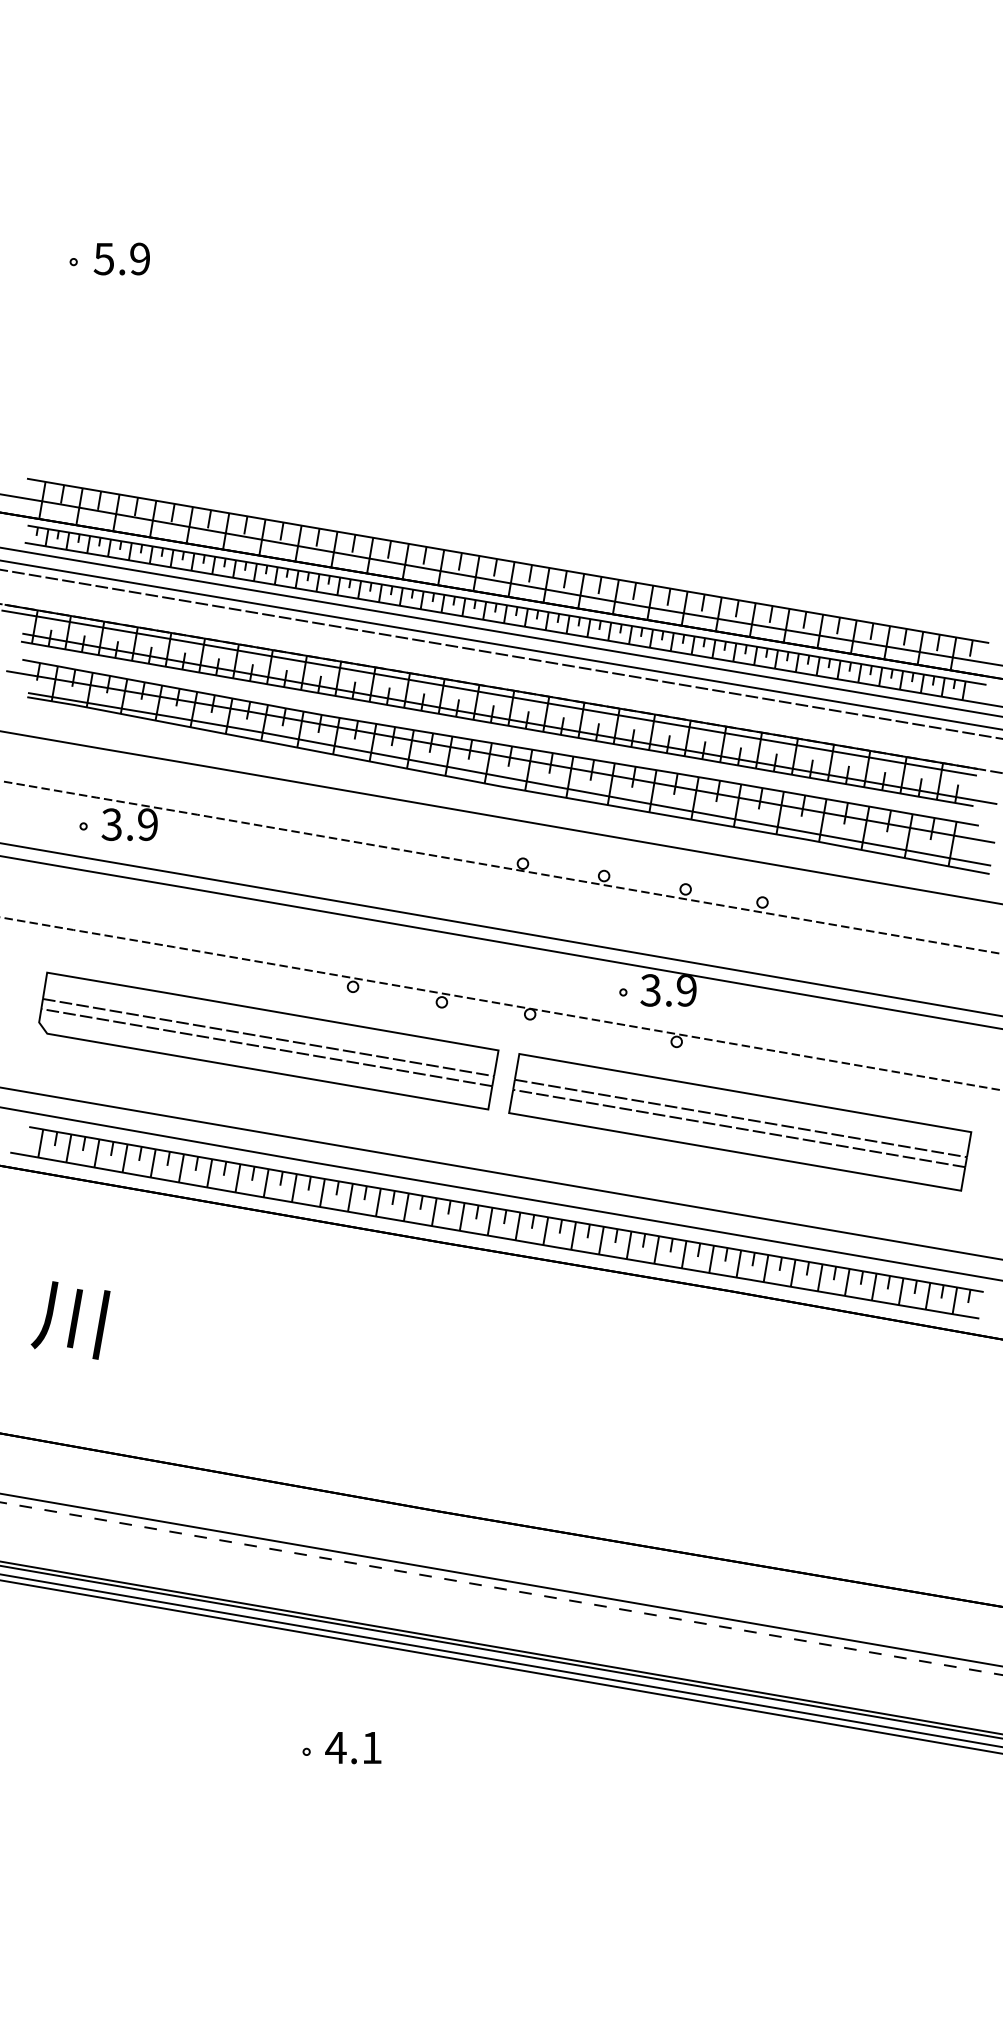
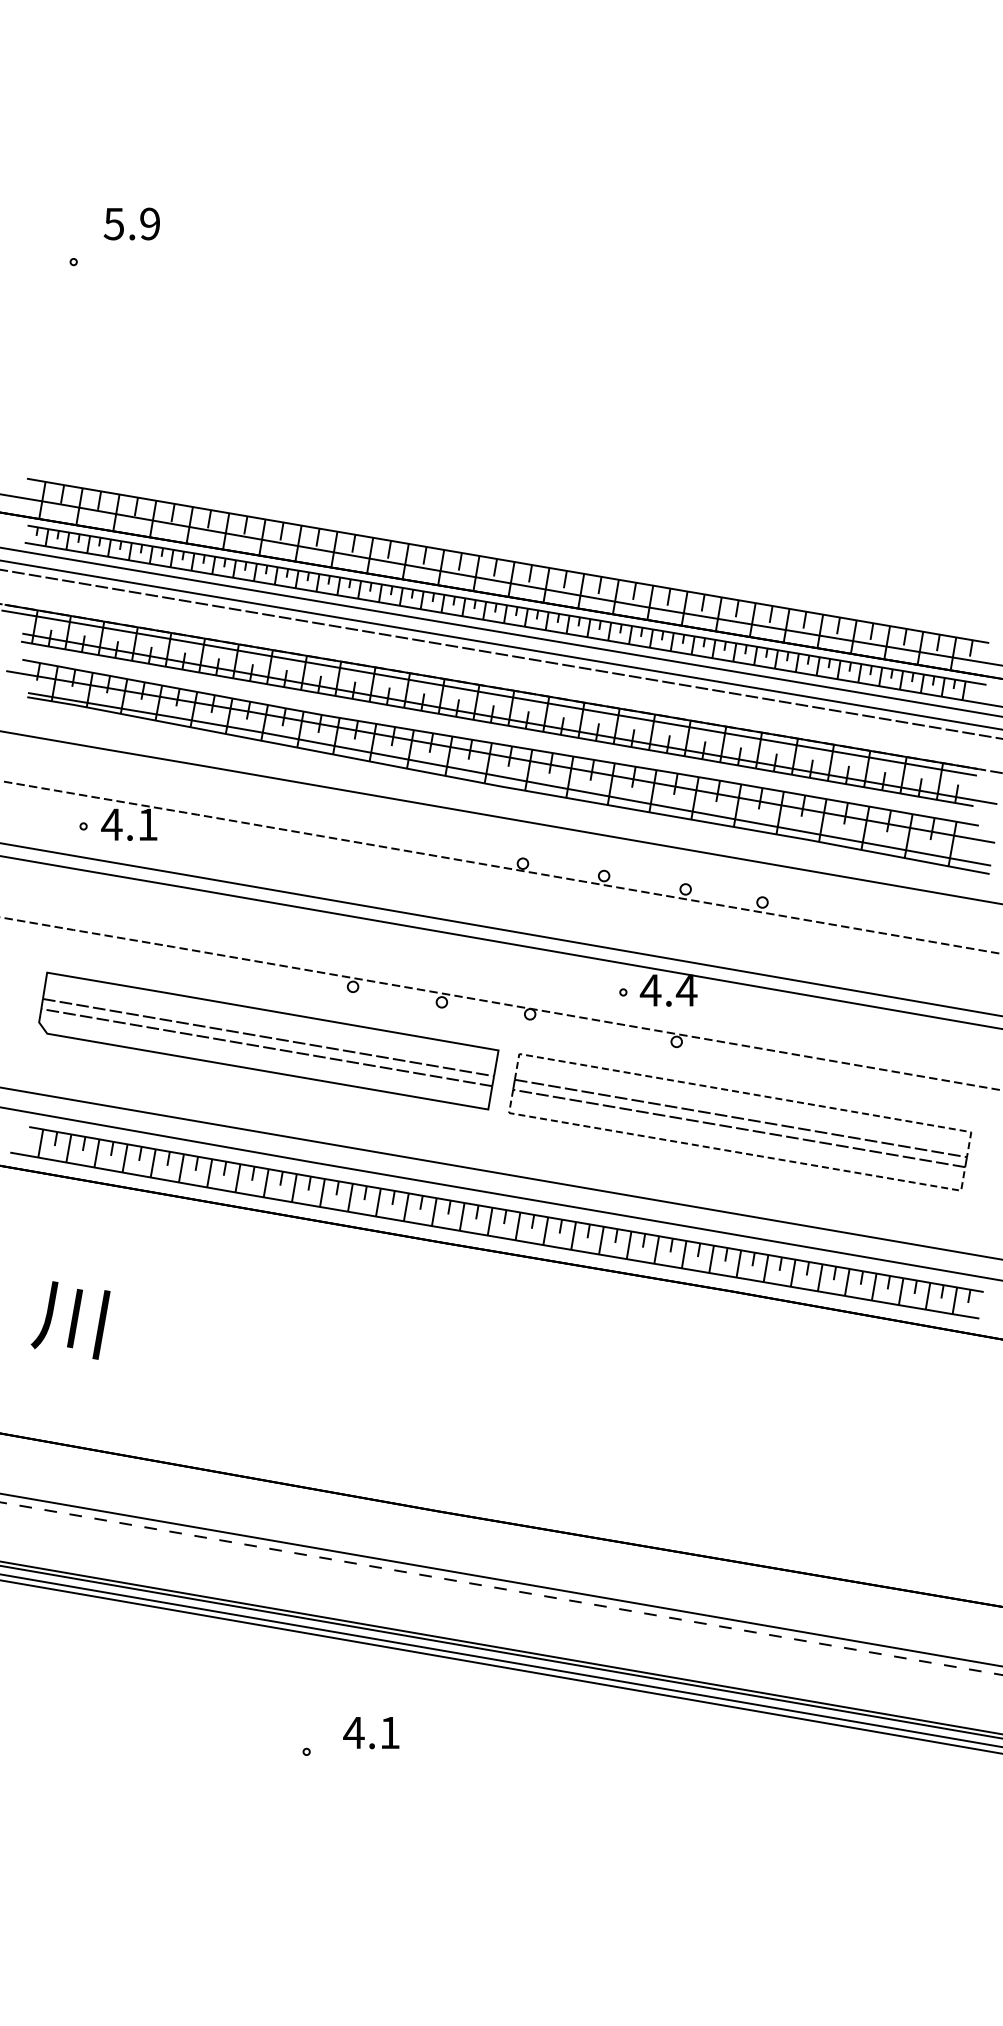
text position: (121, 258) -> (131, 223) (131, 223)
text: 3.9 -> 4.1 (129, 824)
text: 3.9 -> 4.4 (668, 990)
line: solid -> dashed (744, 1093)
line: solid -> dashed (735, 1152)
text position: (353, 1748) -> (371, 1733) (371, 1733)
